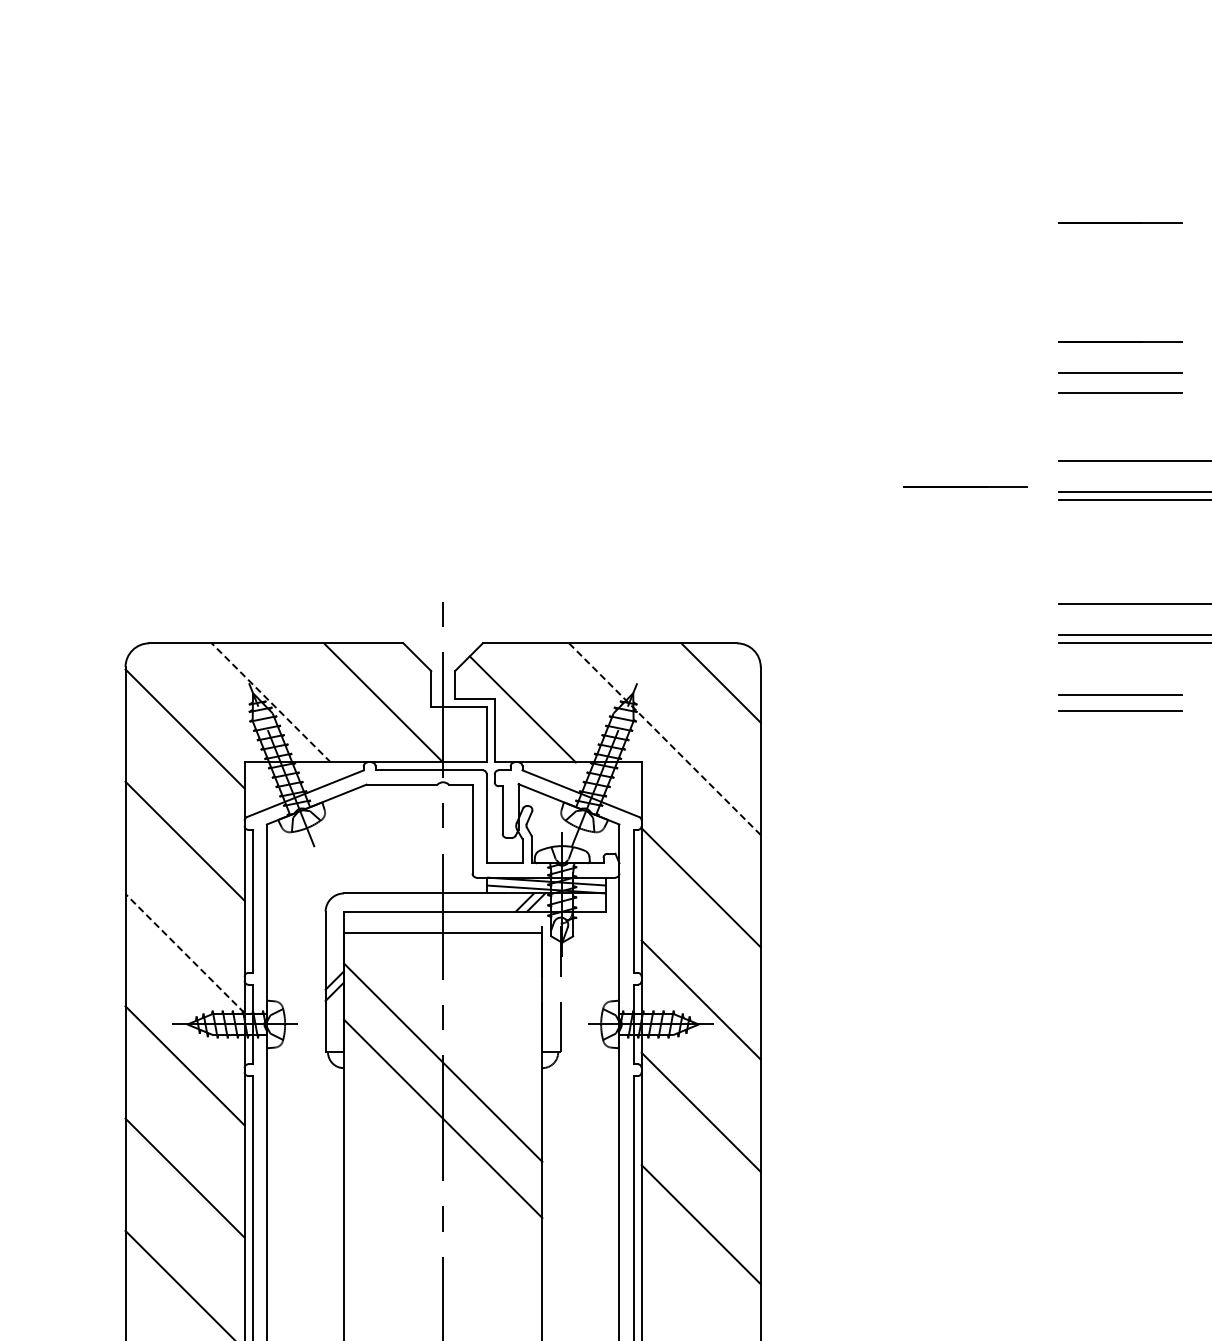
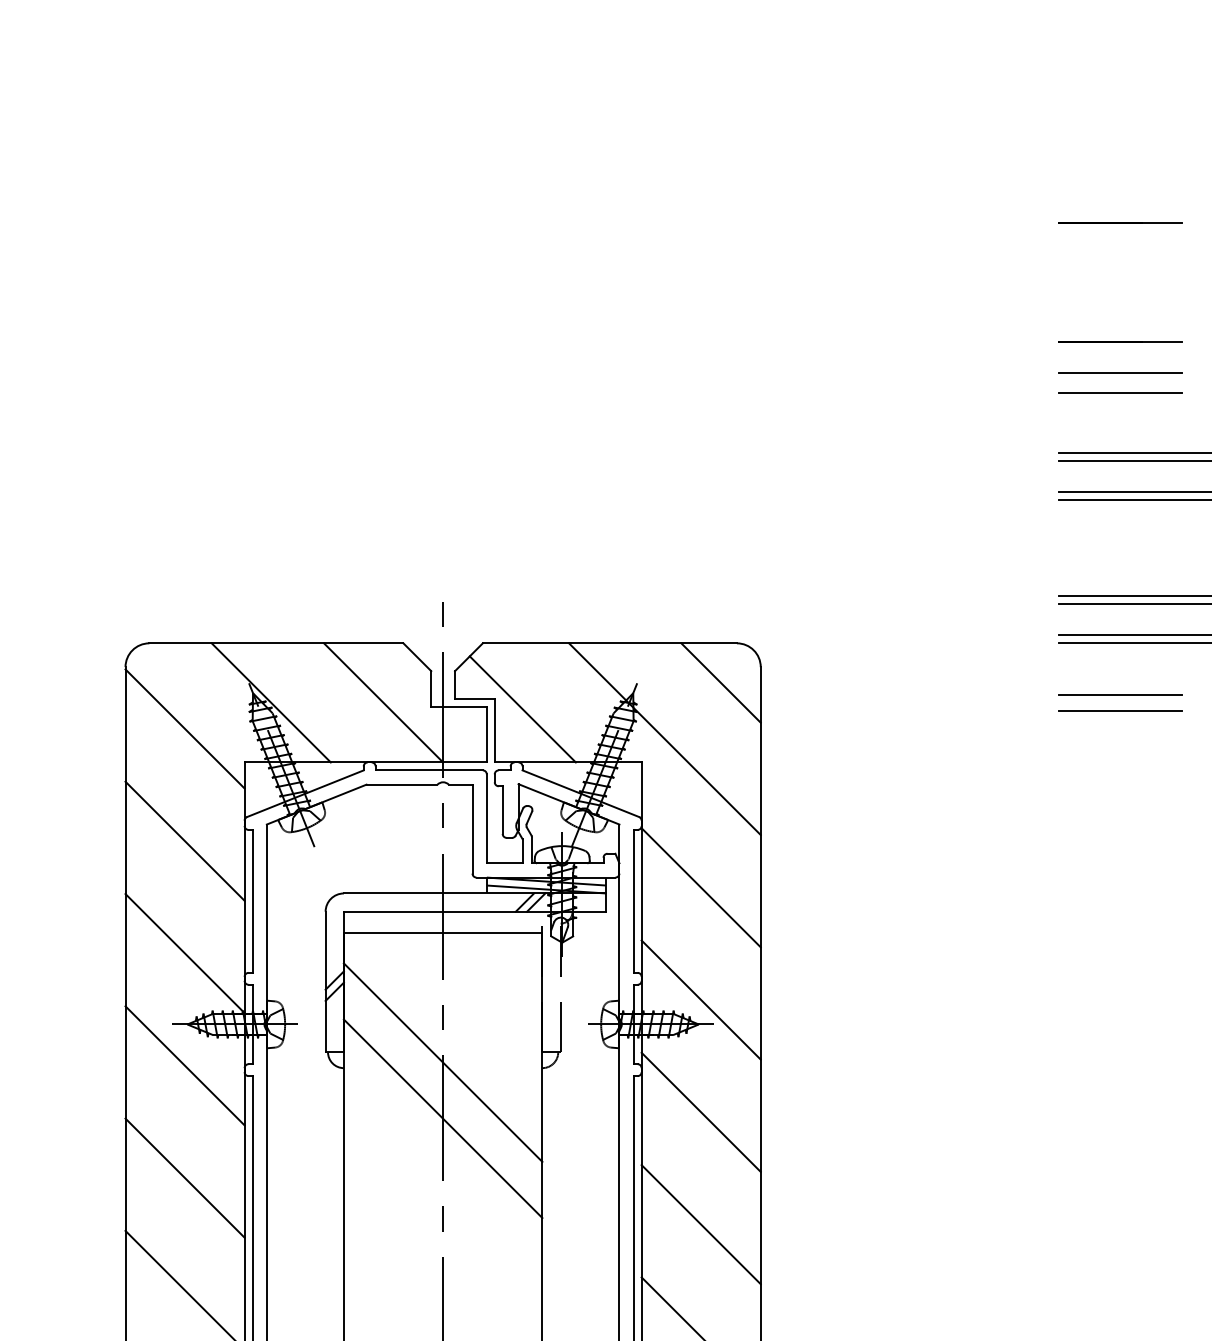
line: none -> present (1133, 452)
line: present -> none (965, 486)
line: none -> present (1133, 595)
line: dashed -> solid (270, 702)
line: dashed -> solid (664, 739)
line: dashed -> solid (184, 953)
line: none -> present (671, 1307)
